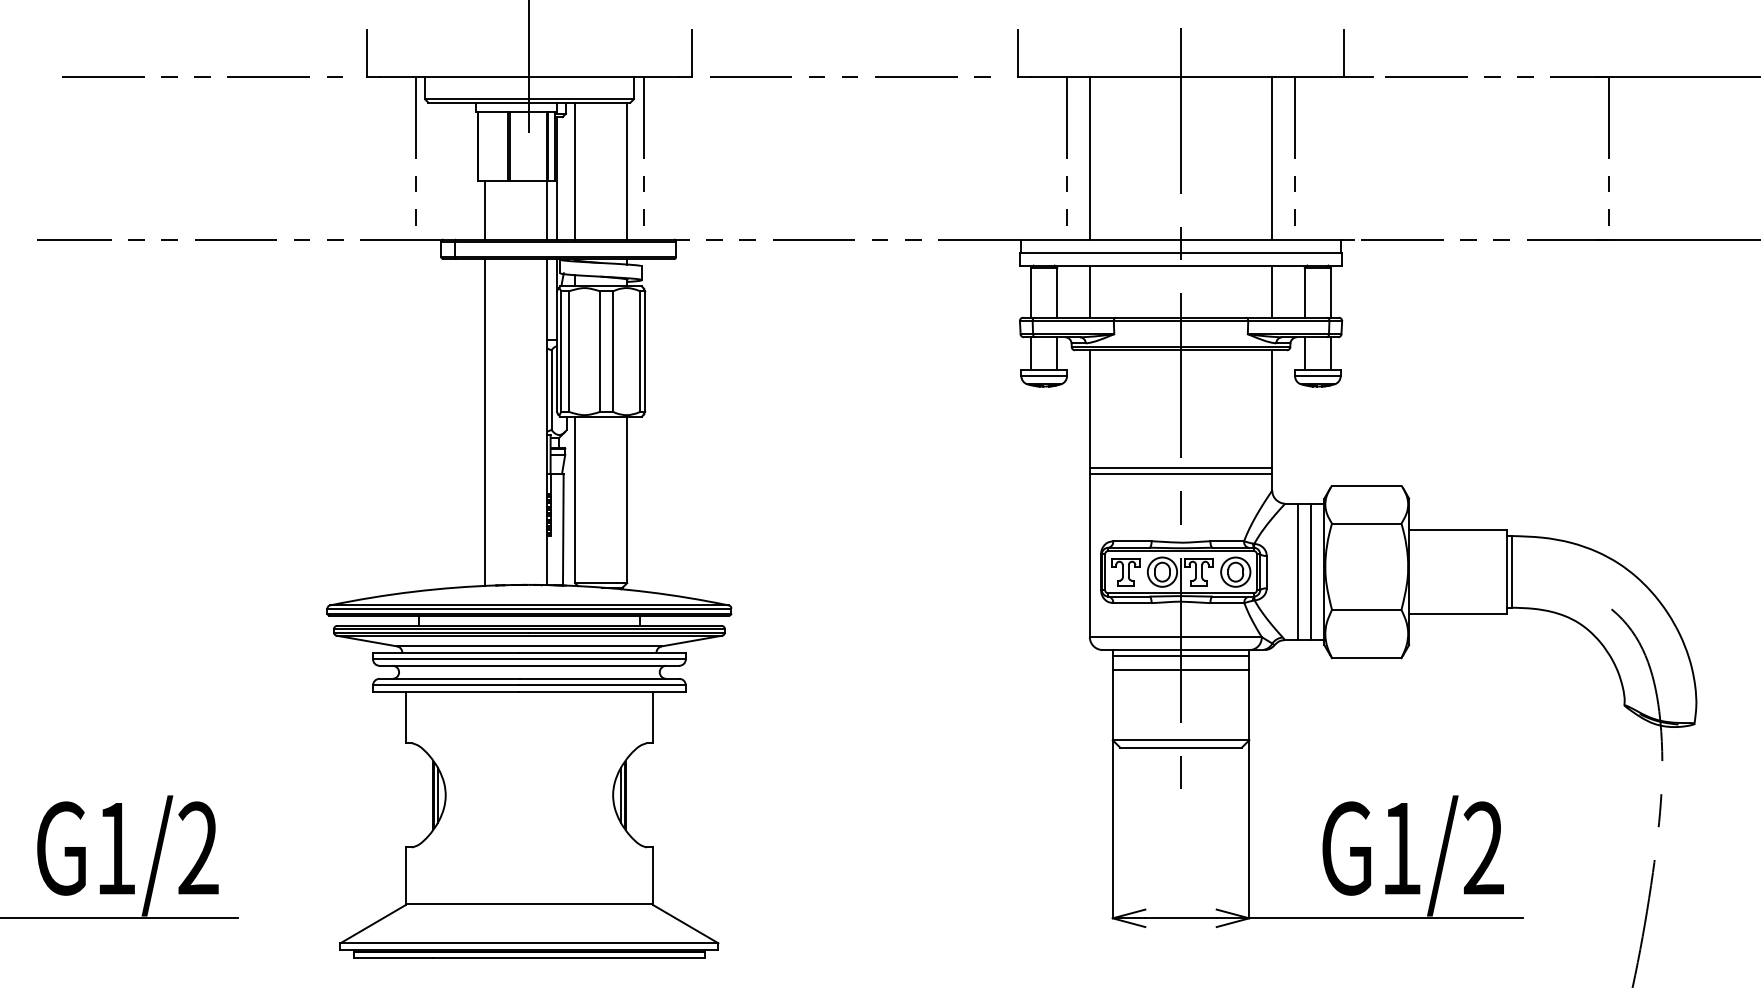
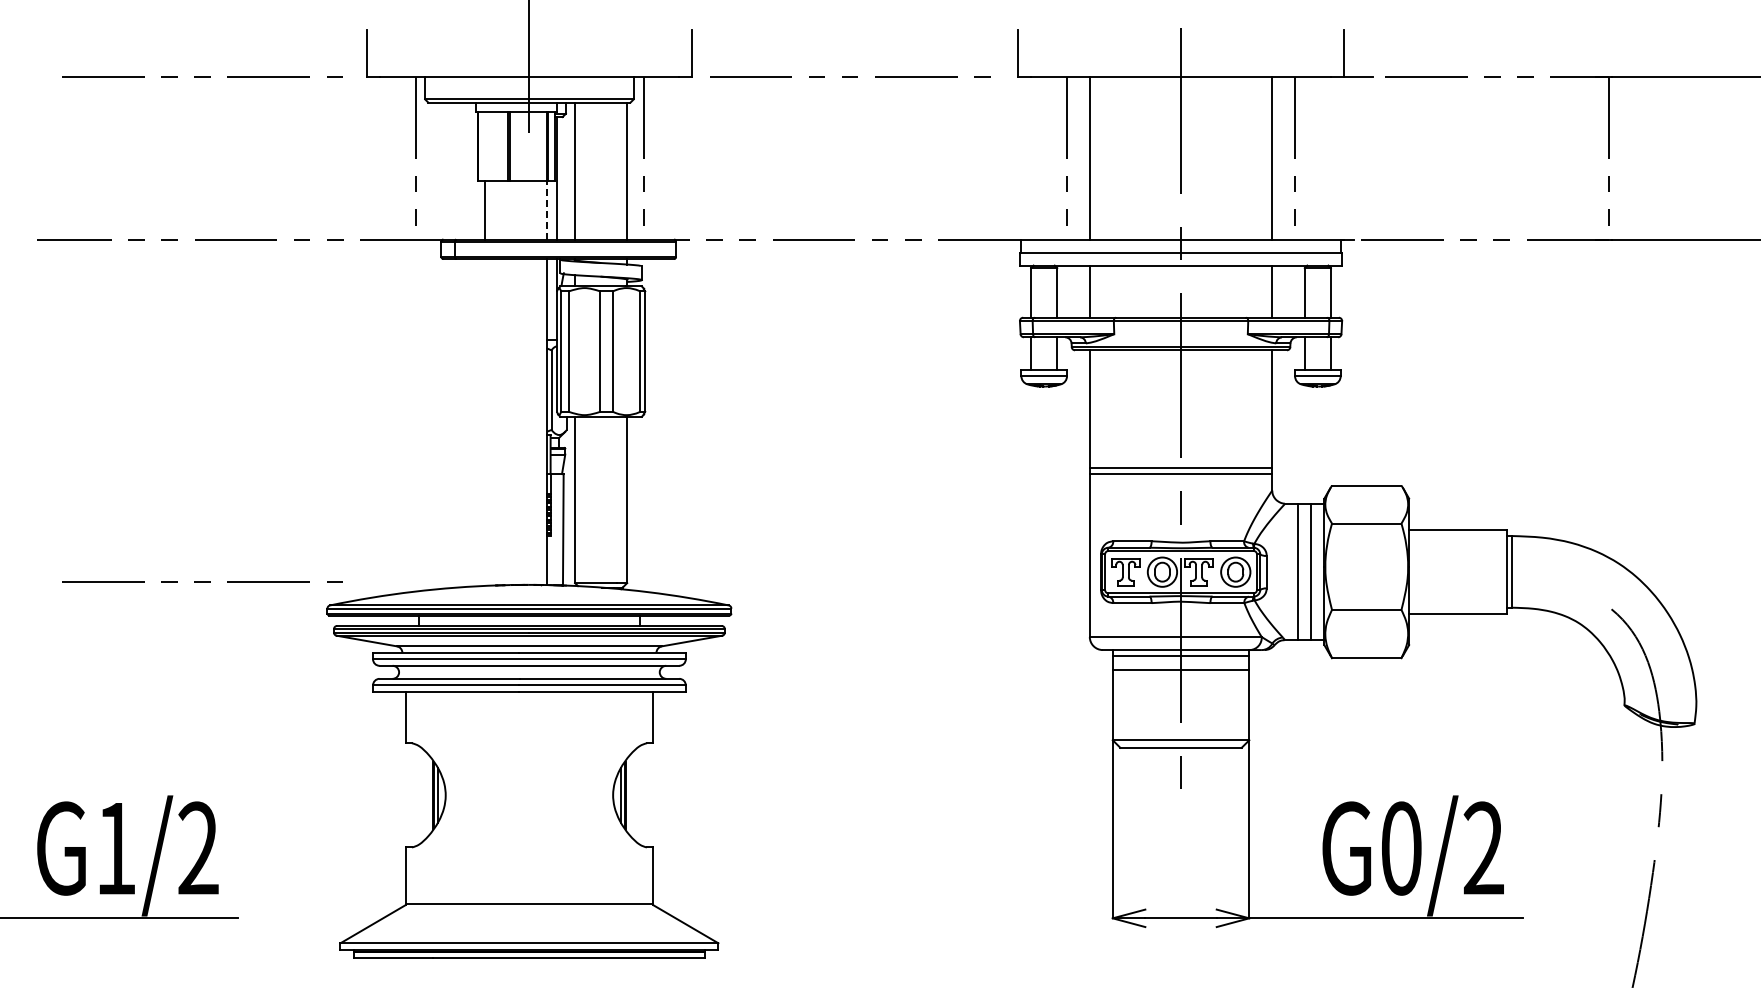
line: solid -> dashed (547, 209)
line: present -> none (485, 422)
line: none -> present (202, 581)
text: G1/2 -> G0/2 (1401, 848)
